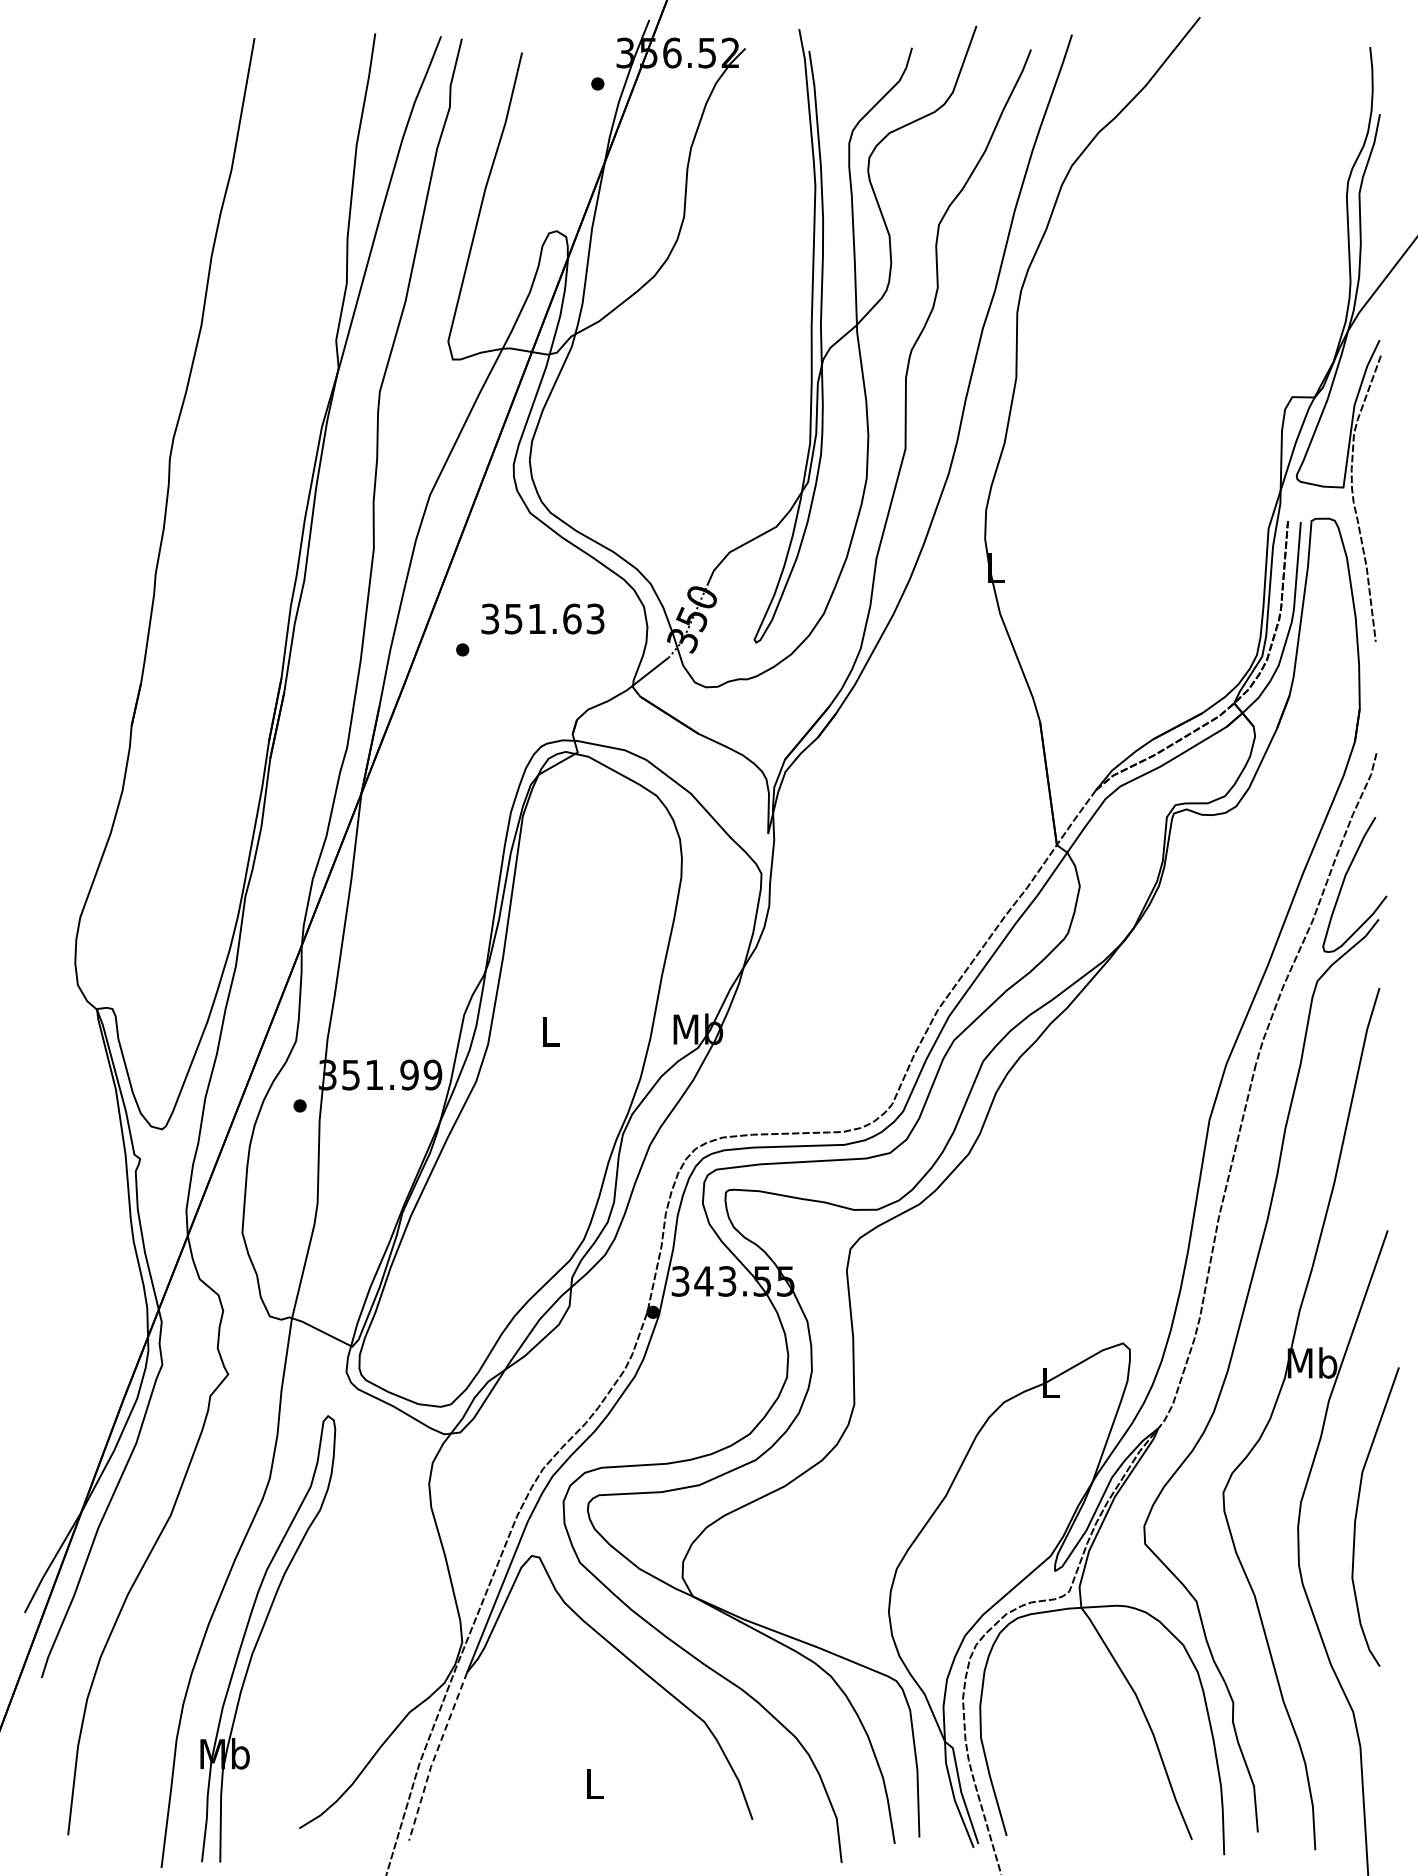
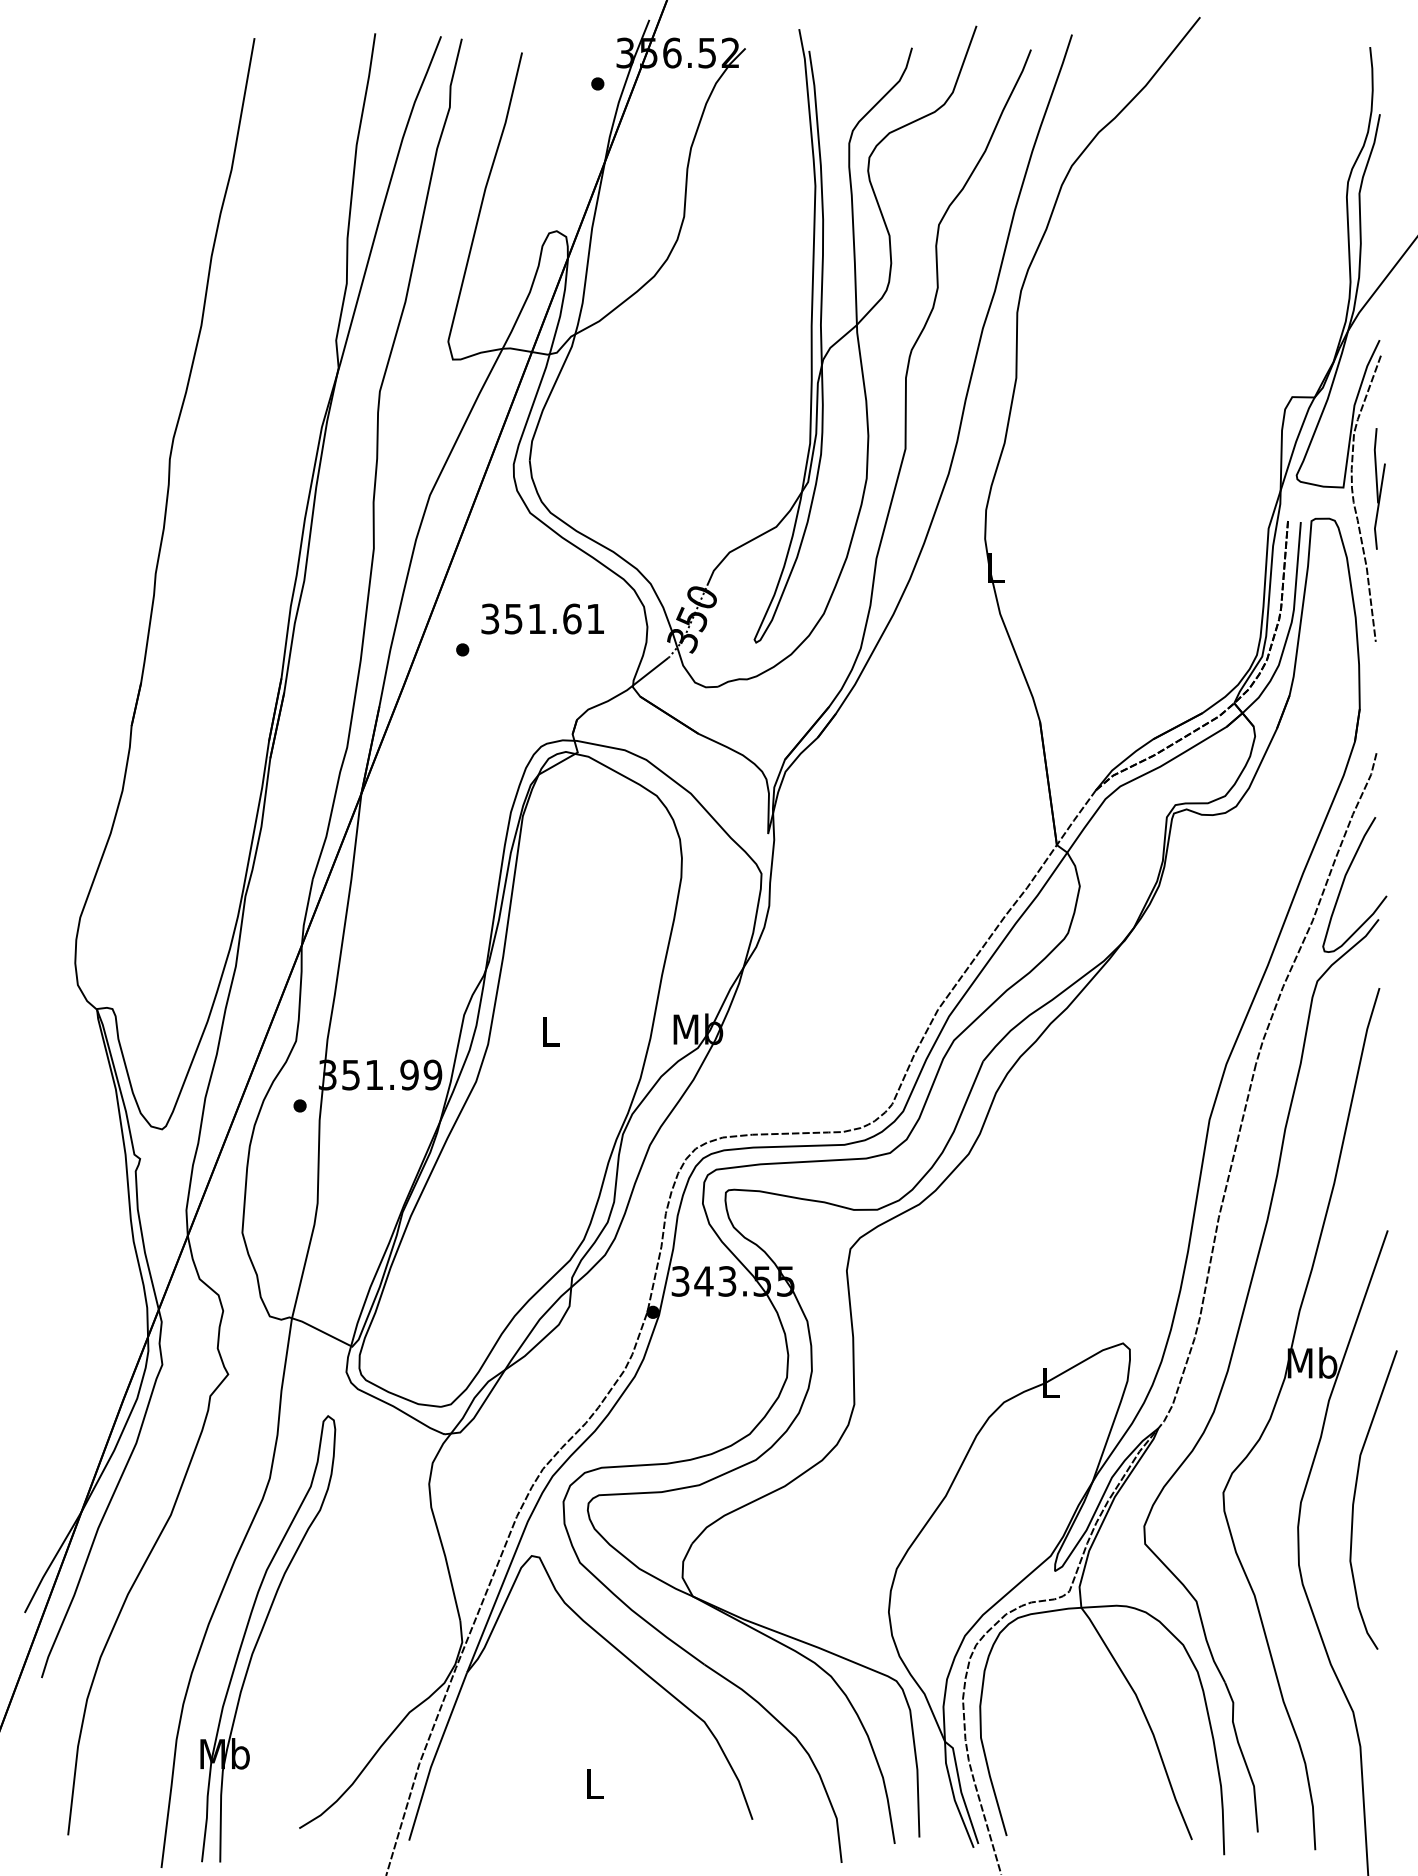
part: none -> present (1379, 488)
text: 351.63 -> 351.61 (595, 618)
curve position: (1357, 1514) -> (1355, 1497) (1355, 1497)
line: dashed -> solid (435, 1756)
